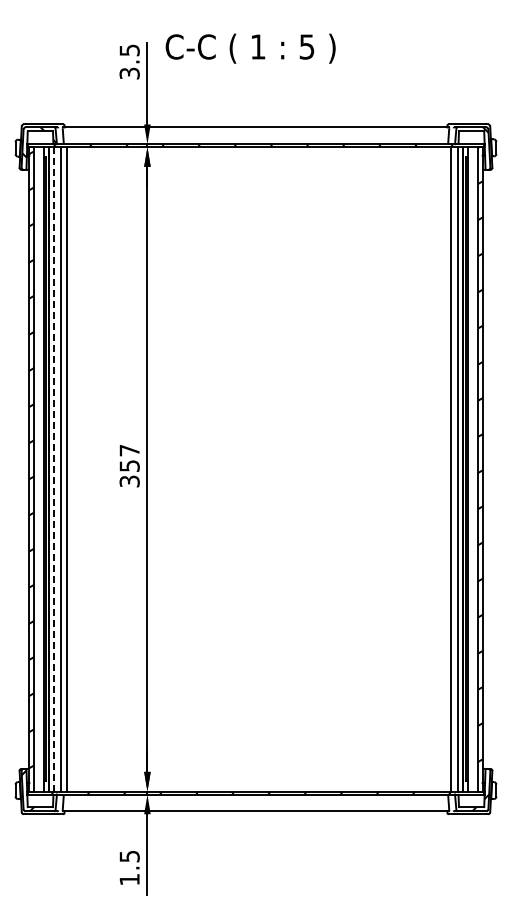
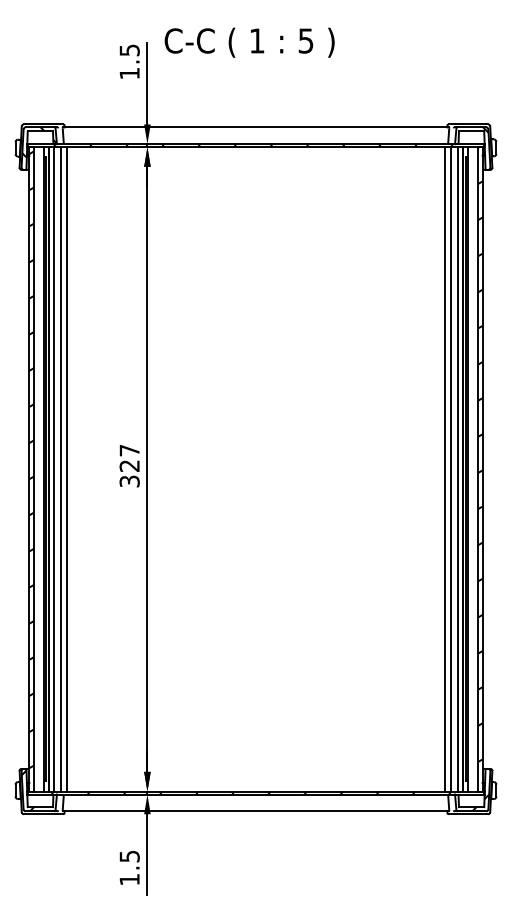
text position: (250, 48) -> (249, 42) (249, 42)
text: 3.5 -> 1.5 (129, 73)
text: 357 -> 327 (129, 465)
line: dashed -> solid (54, 469)
line: none -> present (444, 469)
